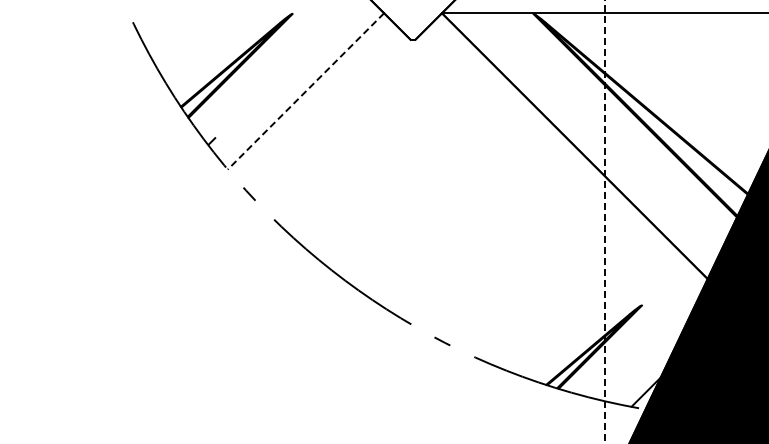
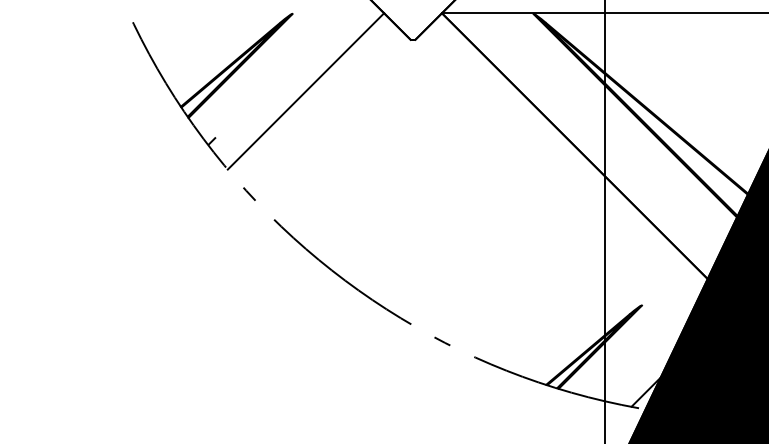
line: dashed -> solid (305, 91)
line: dashed -> solid (605, 221)
